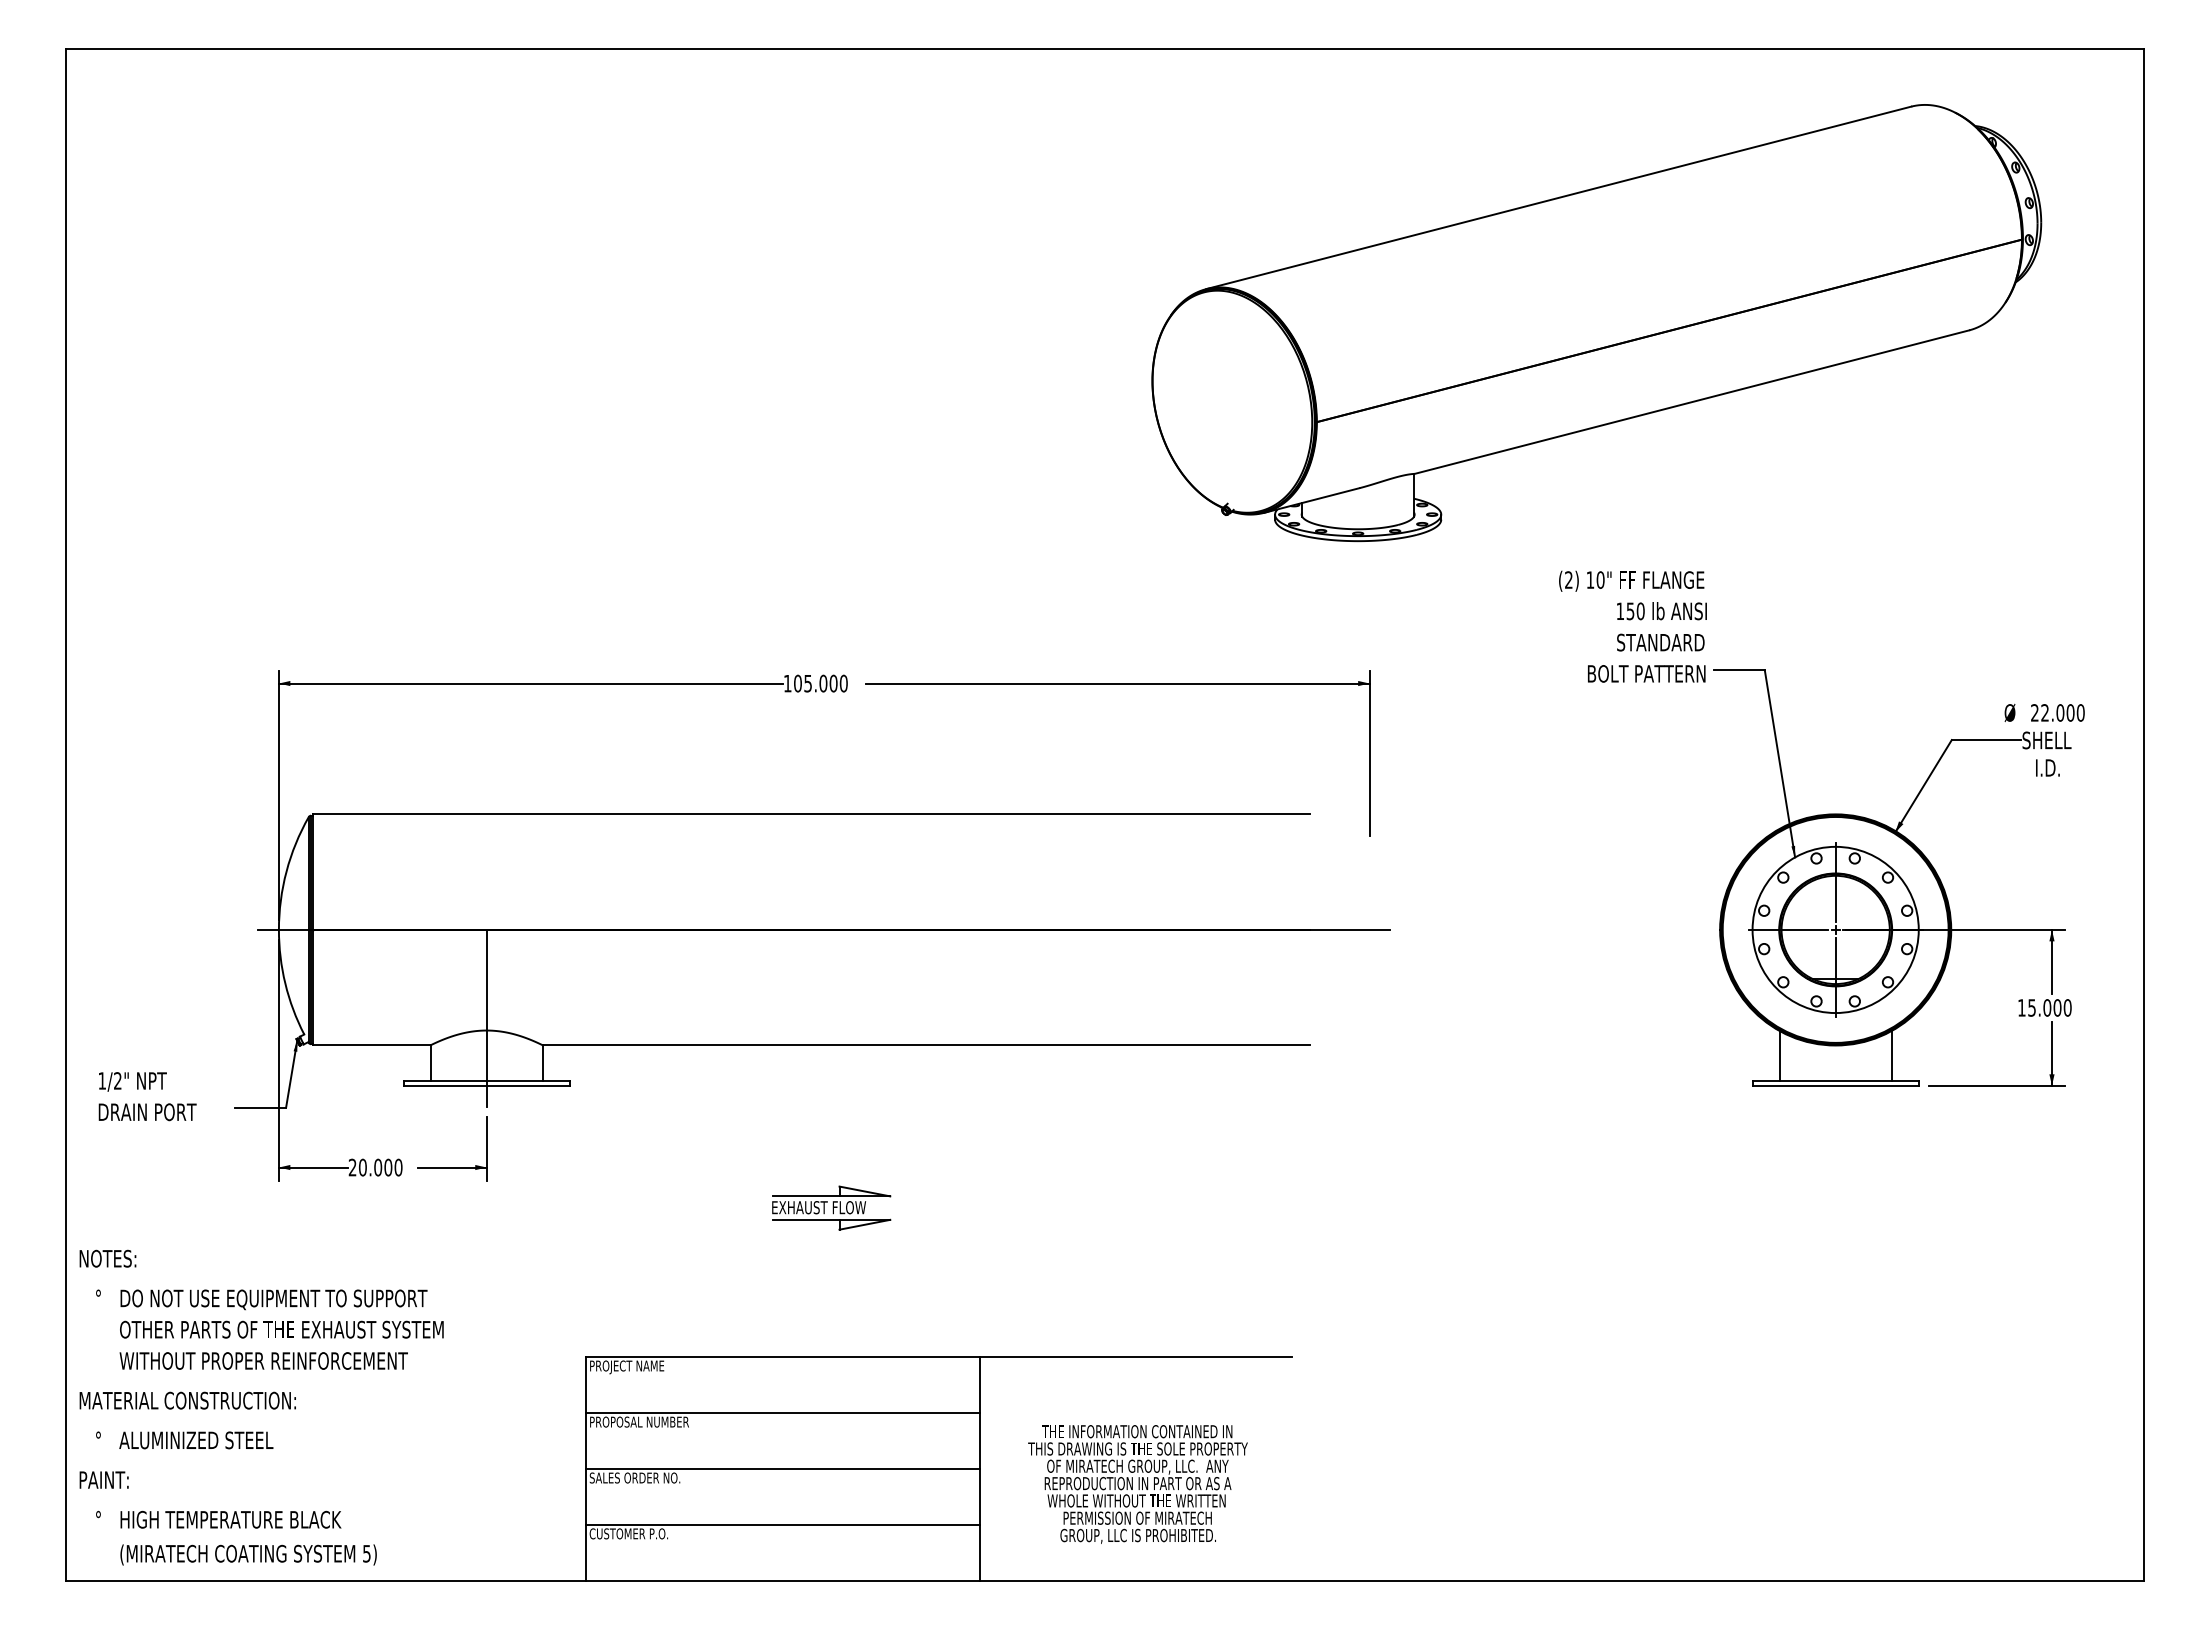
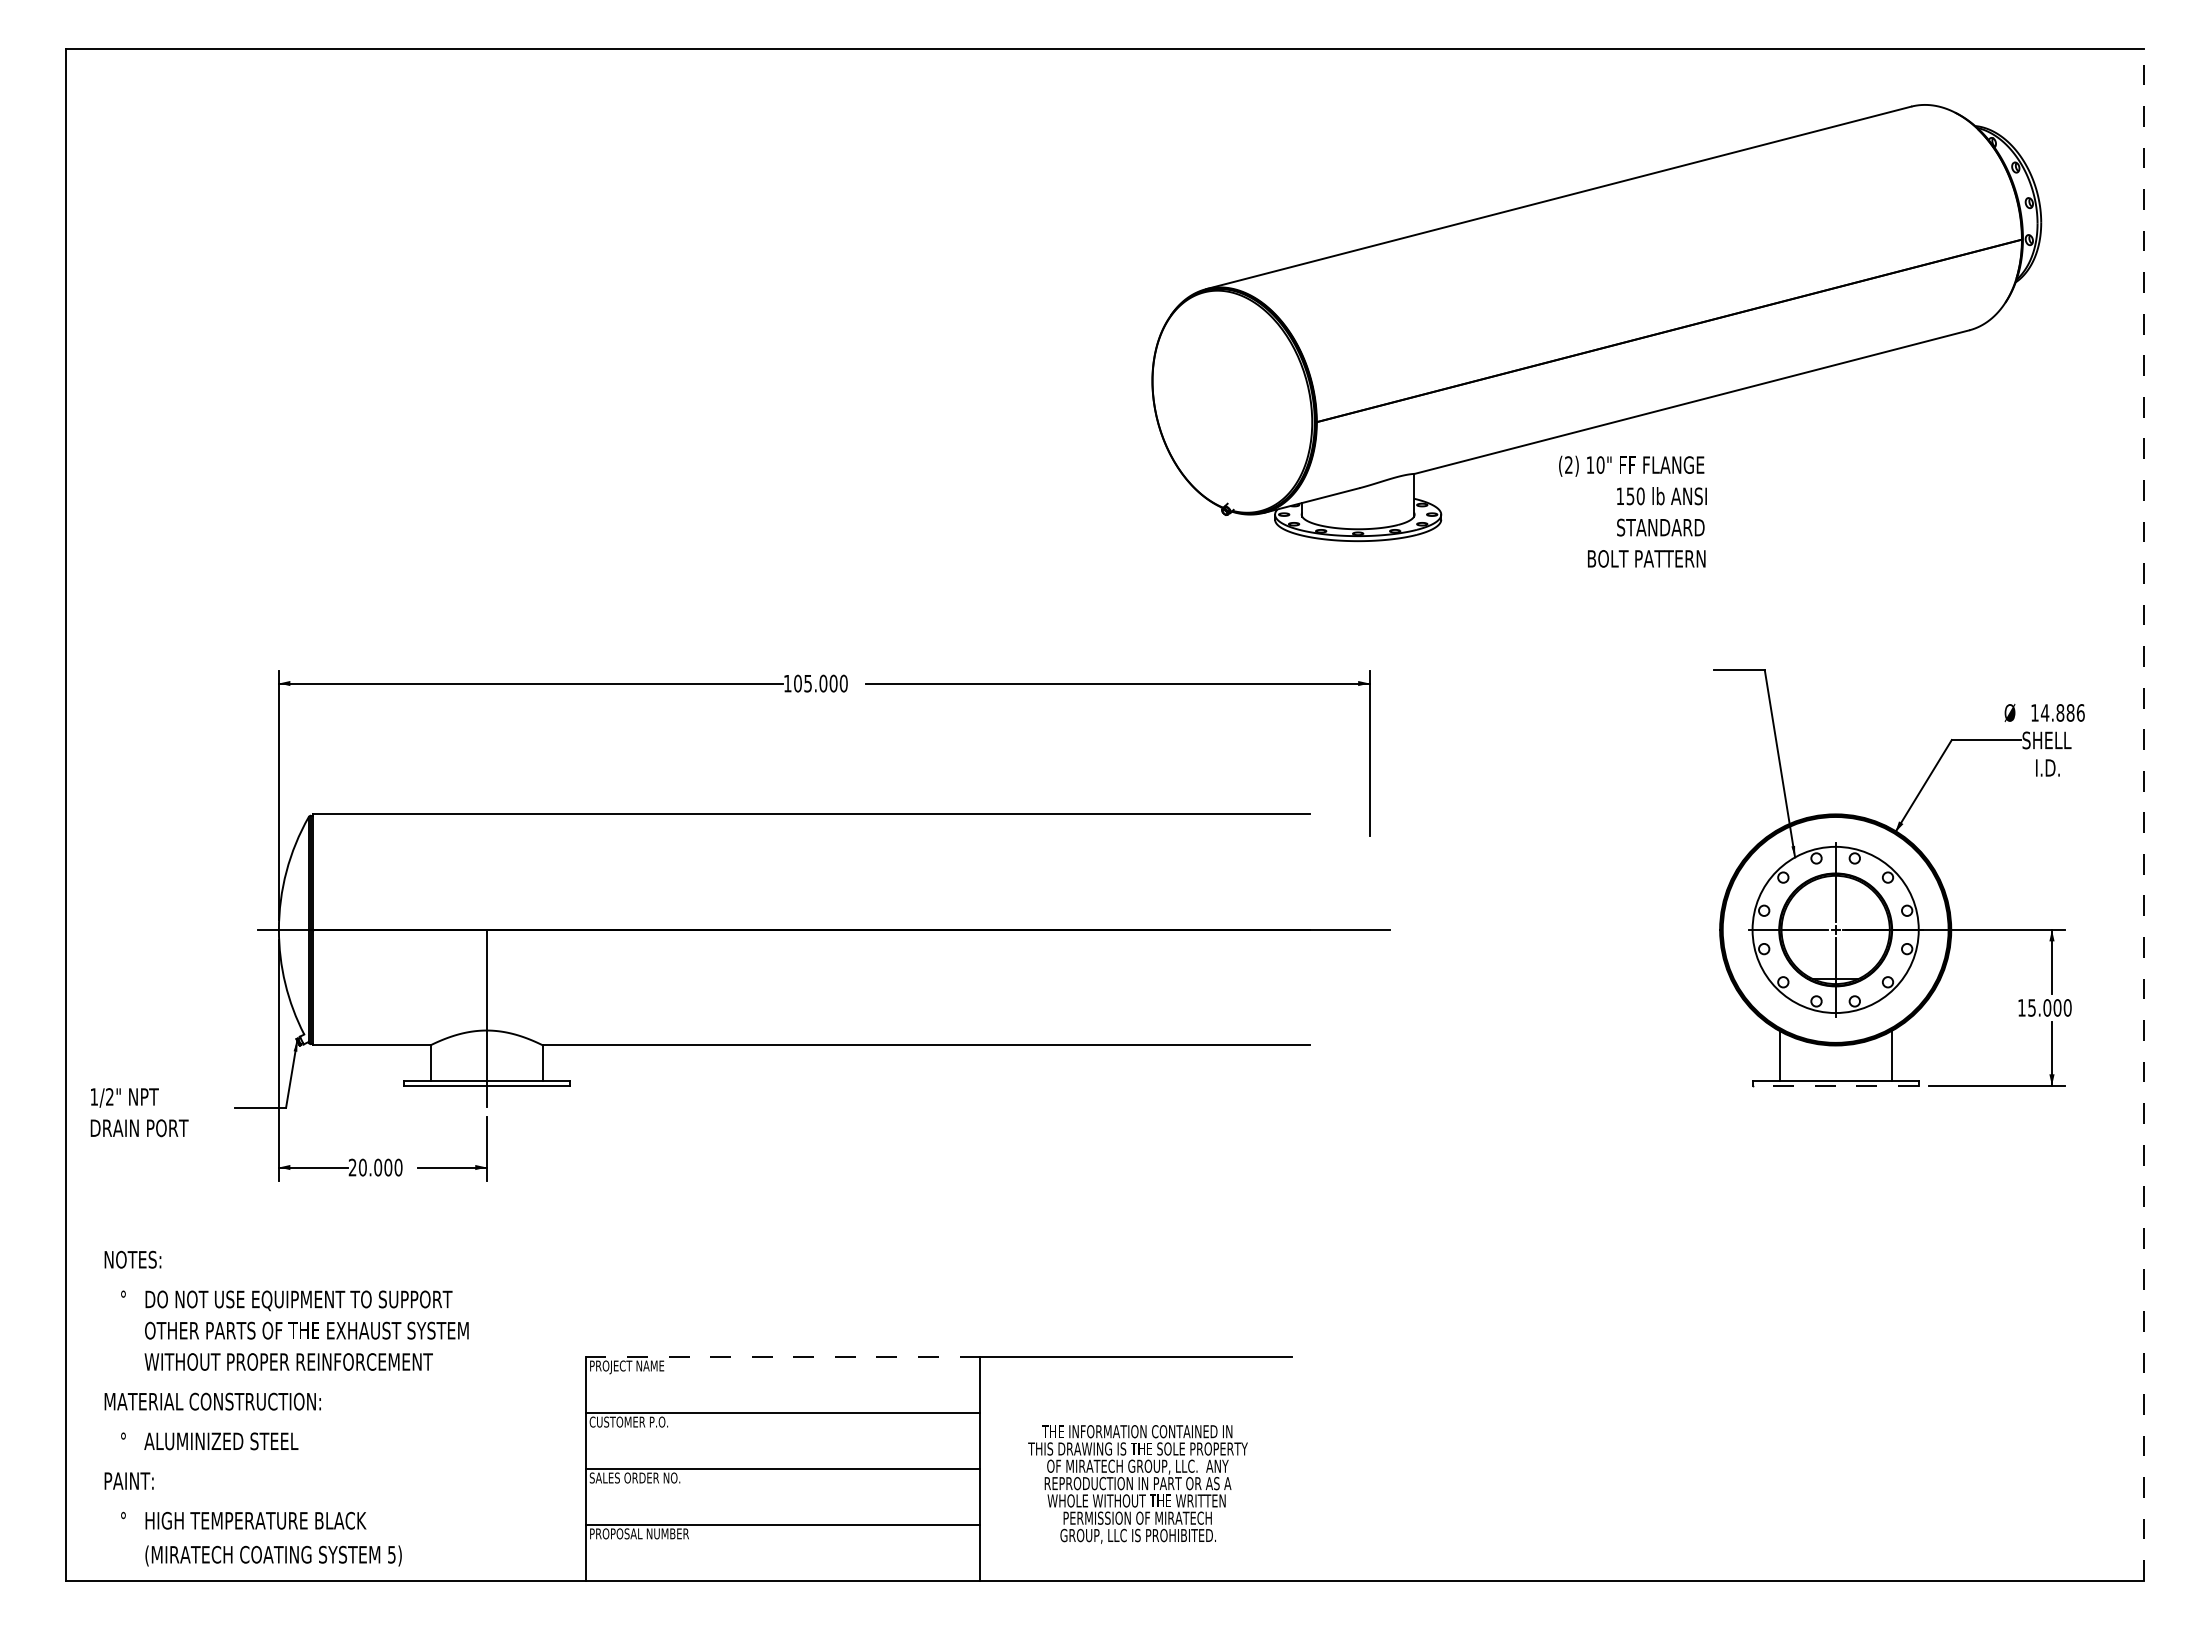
text position: (1632, 626) -> (1632, 511) (1632, 511)
text: 22.000 -> 14.886 (2057, 712)
line: solid -> dashed (2143, 814)
line: solid -> dashed (1835, 1085)
text position: (147, 1096) -> (139, 1112) (139, 1112)
part: present -> none (831, 1207)
line: solid -> dashed (782, 1356)
text position: (261, 1407) -> (286, 1408) (286, 1408)
text: PROPOSAL NUMBER -> CUSTOMER P.O. (638, 1421)
text: CUSTOMER P.O. -> PROPOSAL NUMBER (638, 1533)
